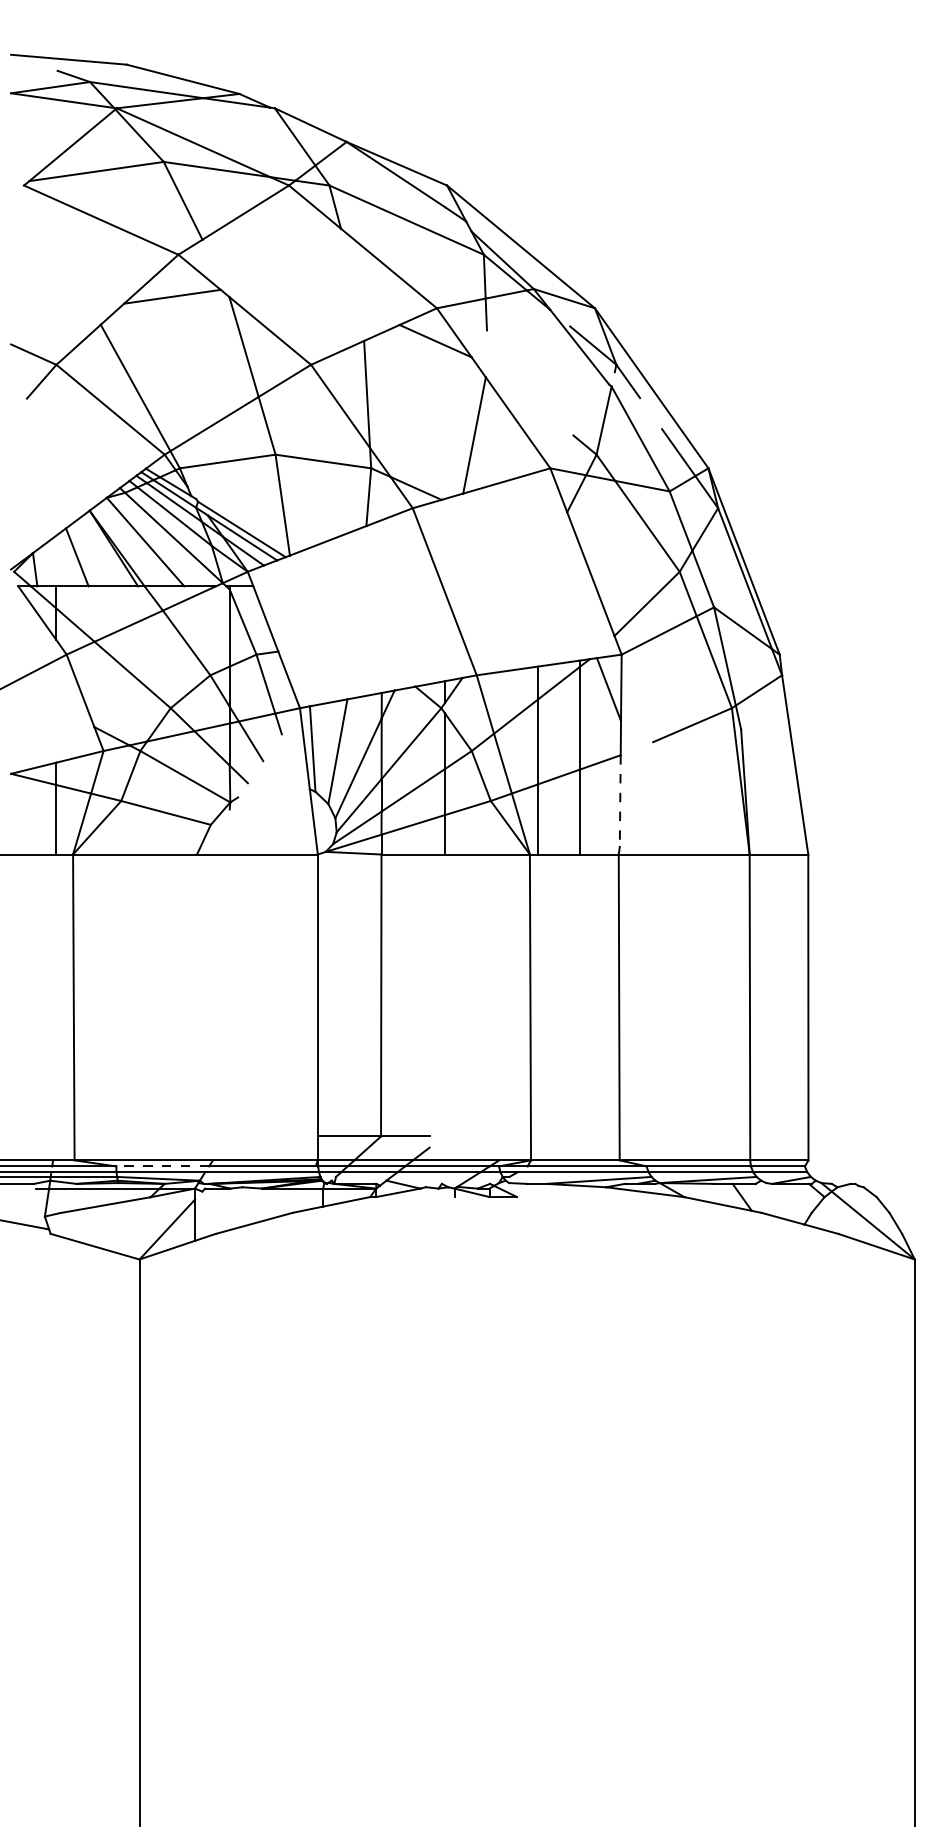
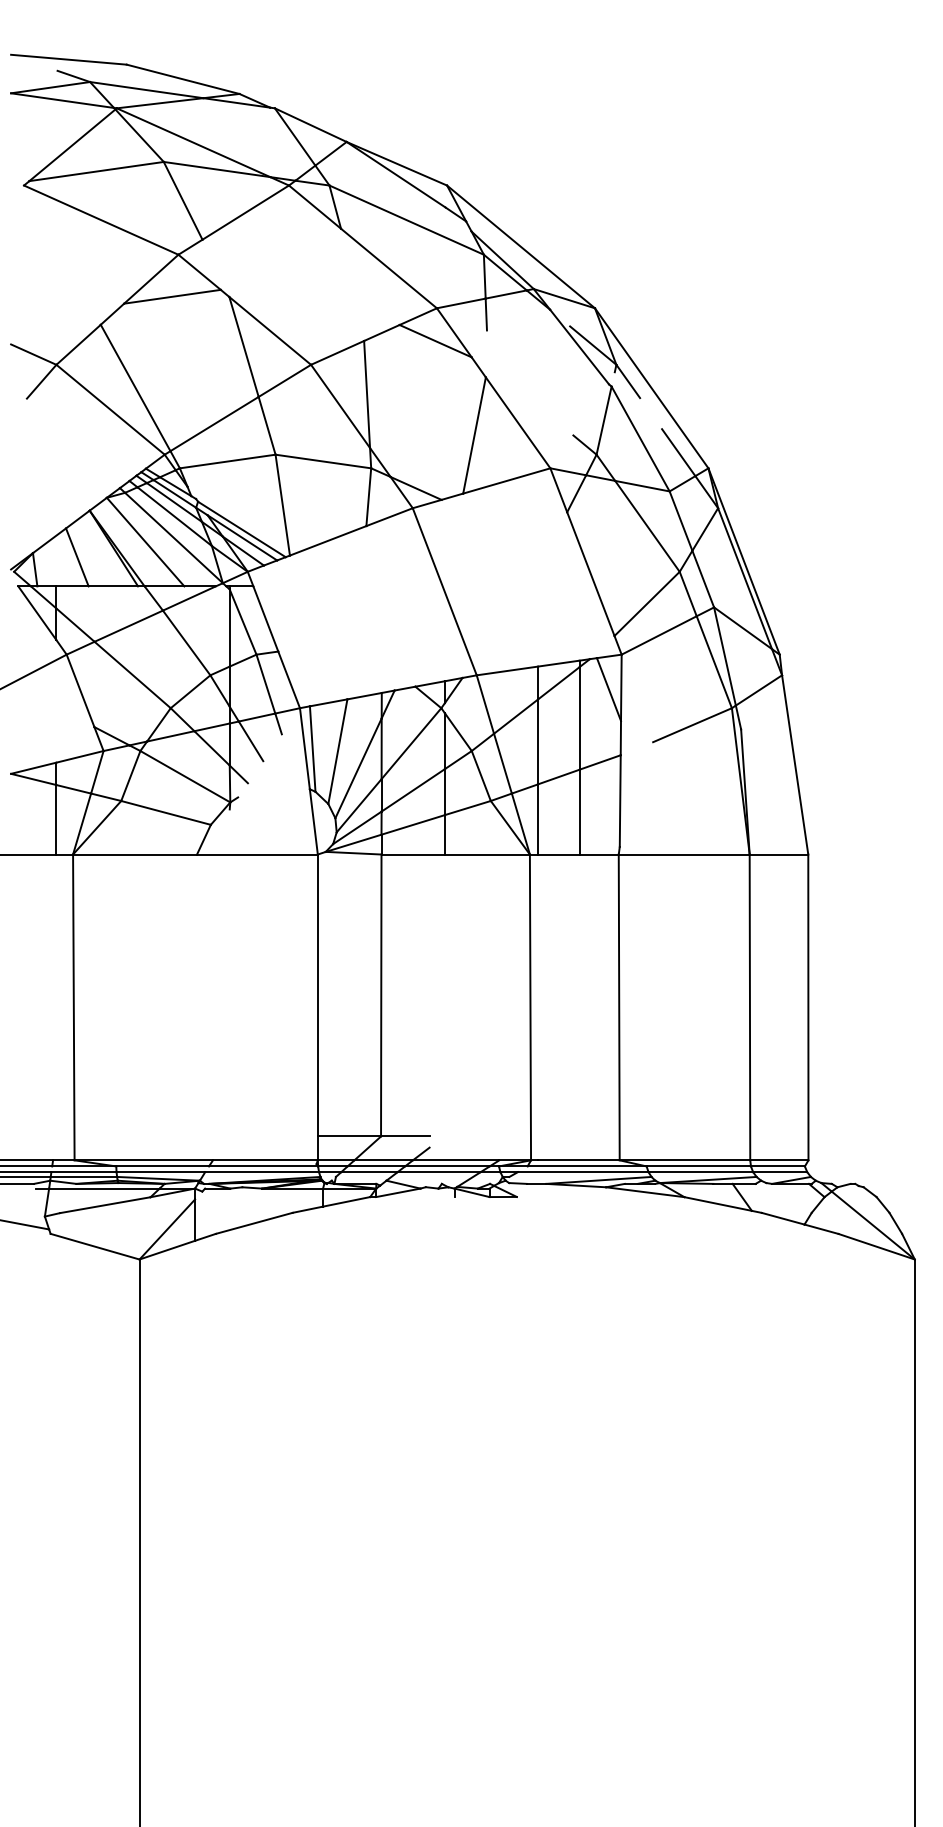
line: dashed -> solid (620, 801)
line: dashed -> solid (162, 1166)
